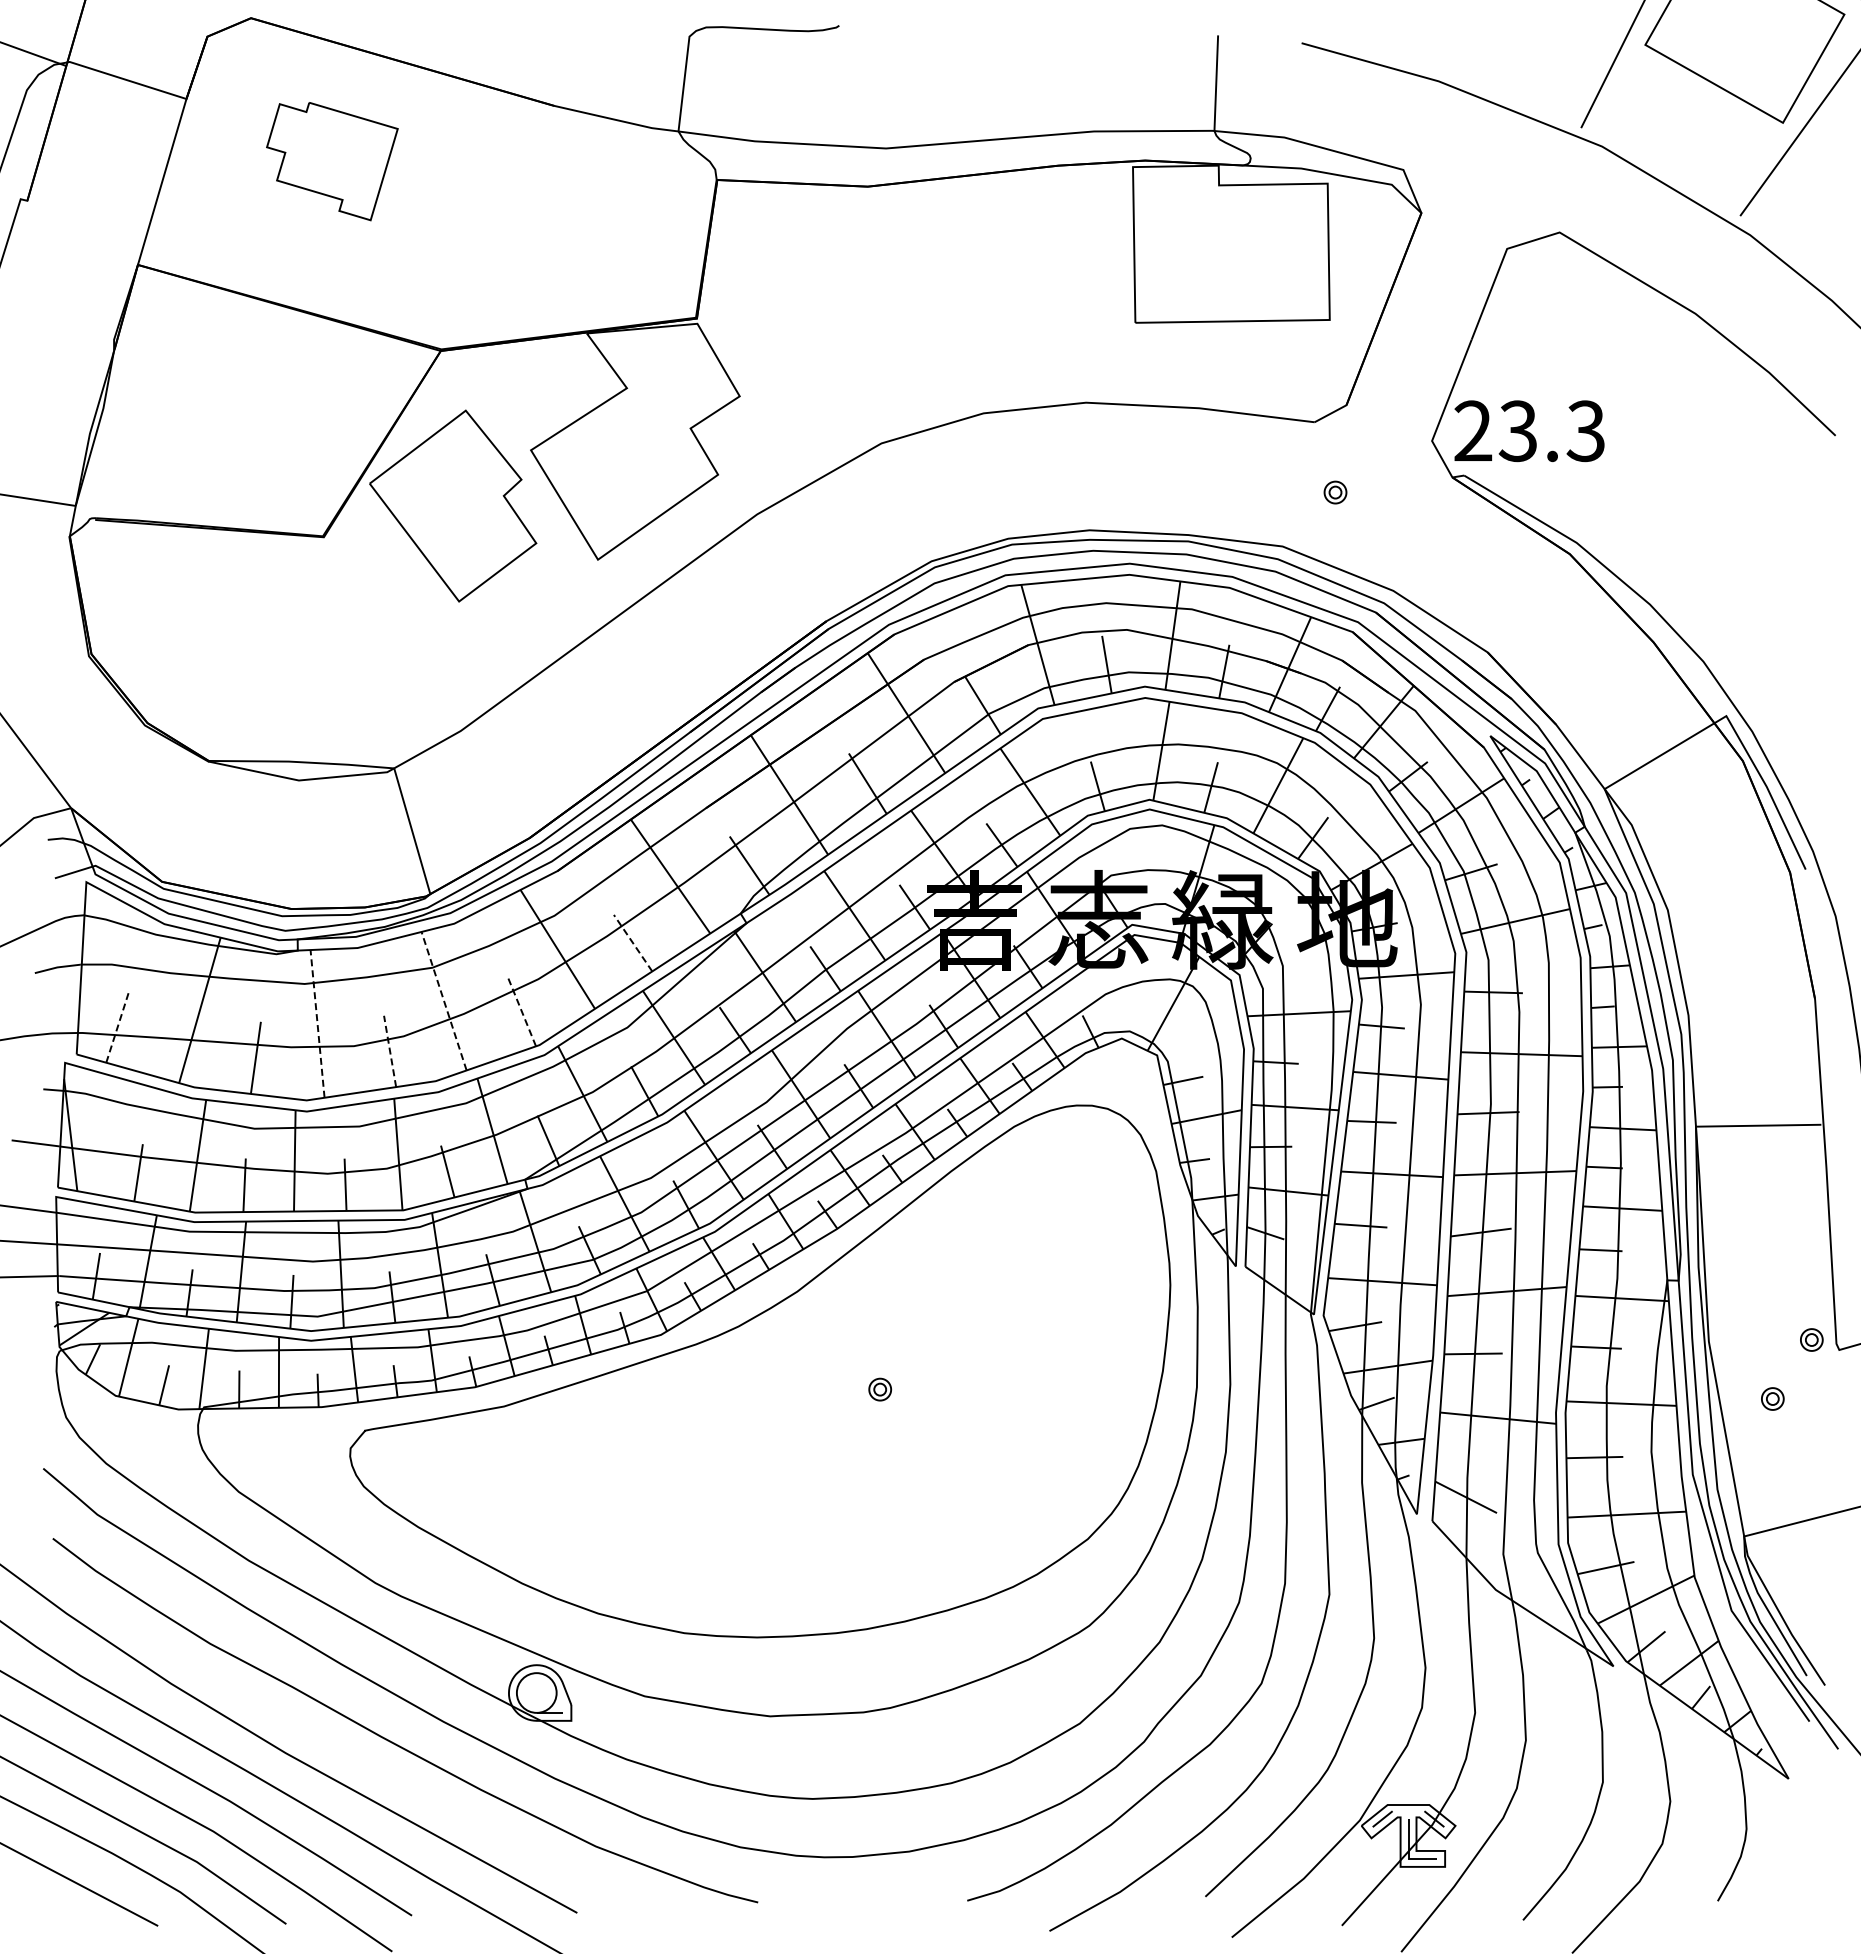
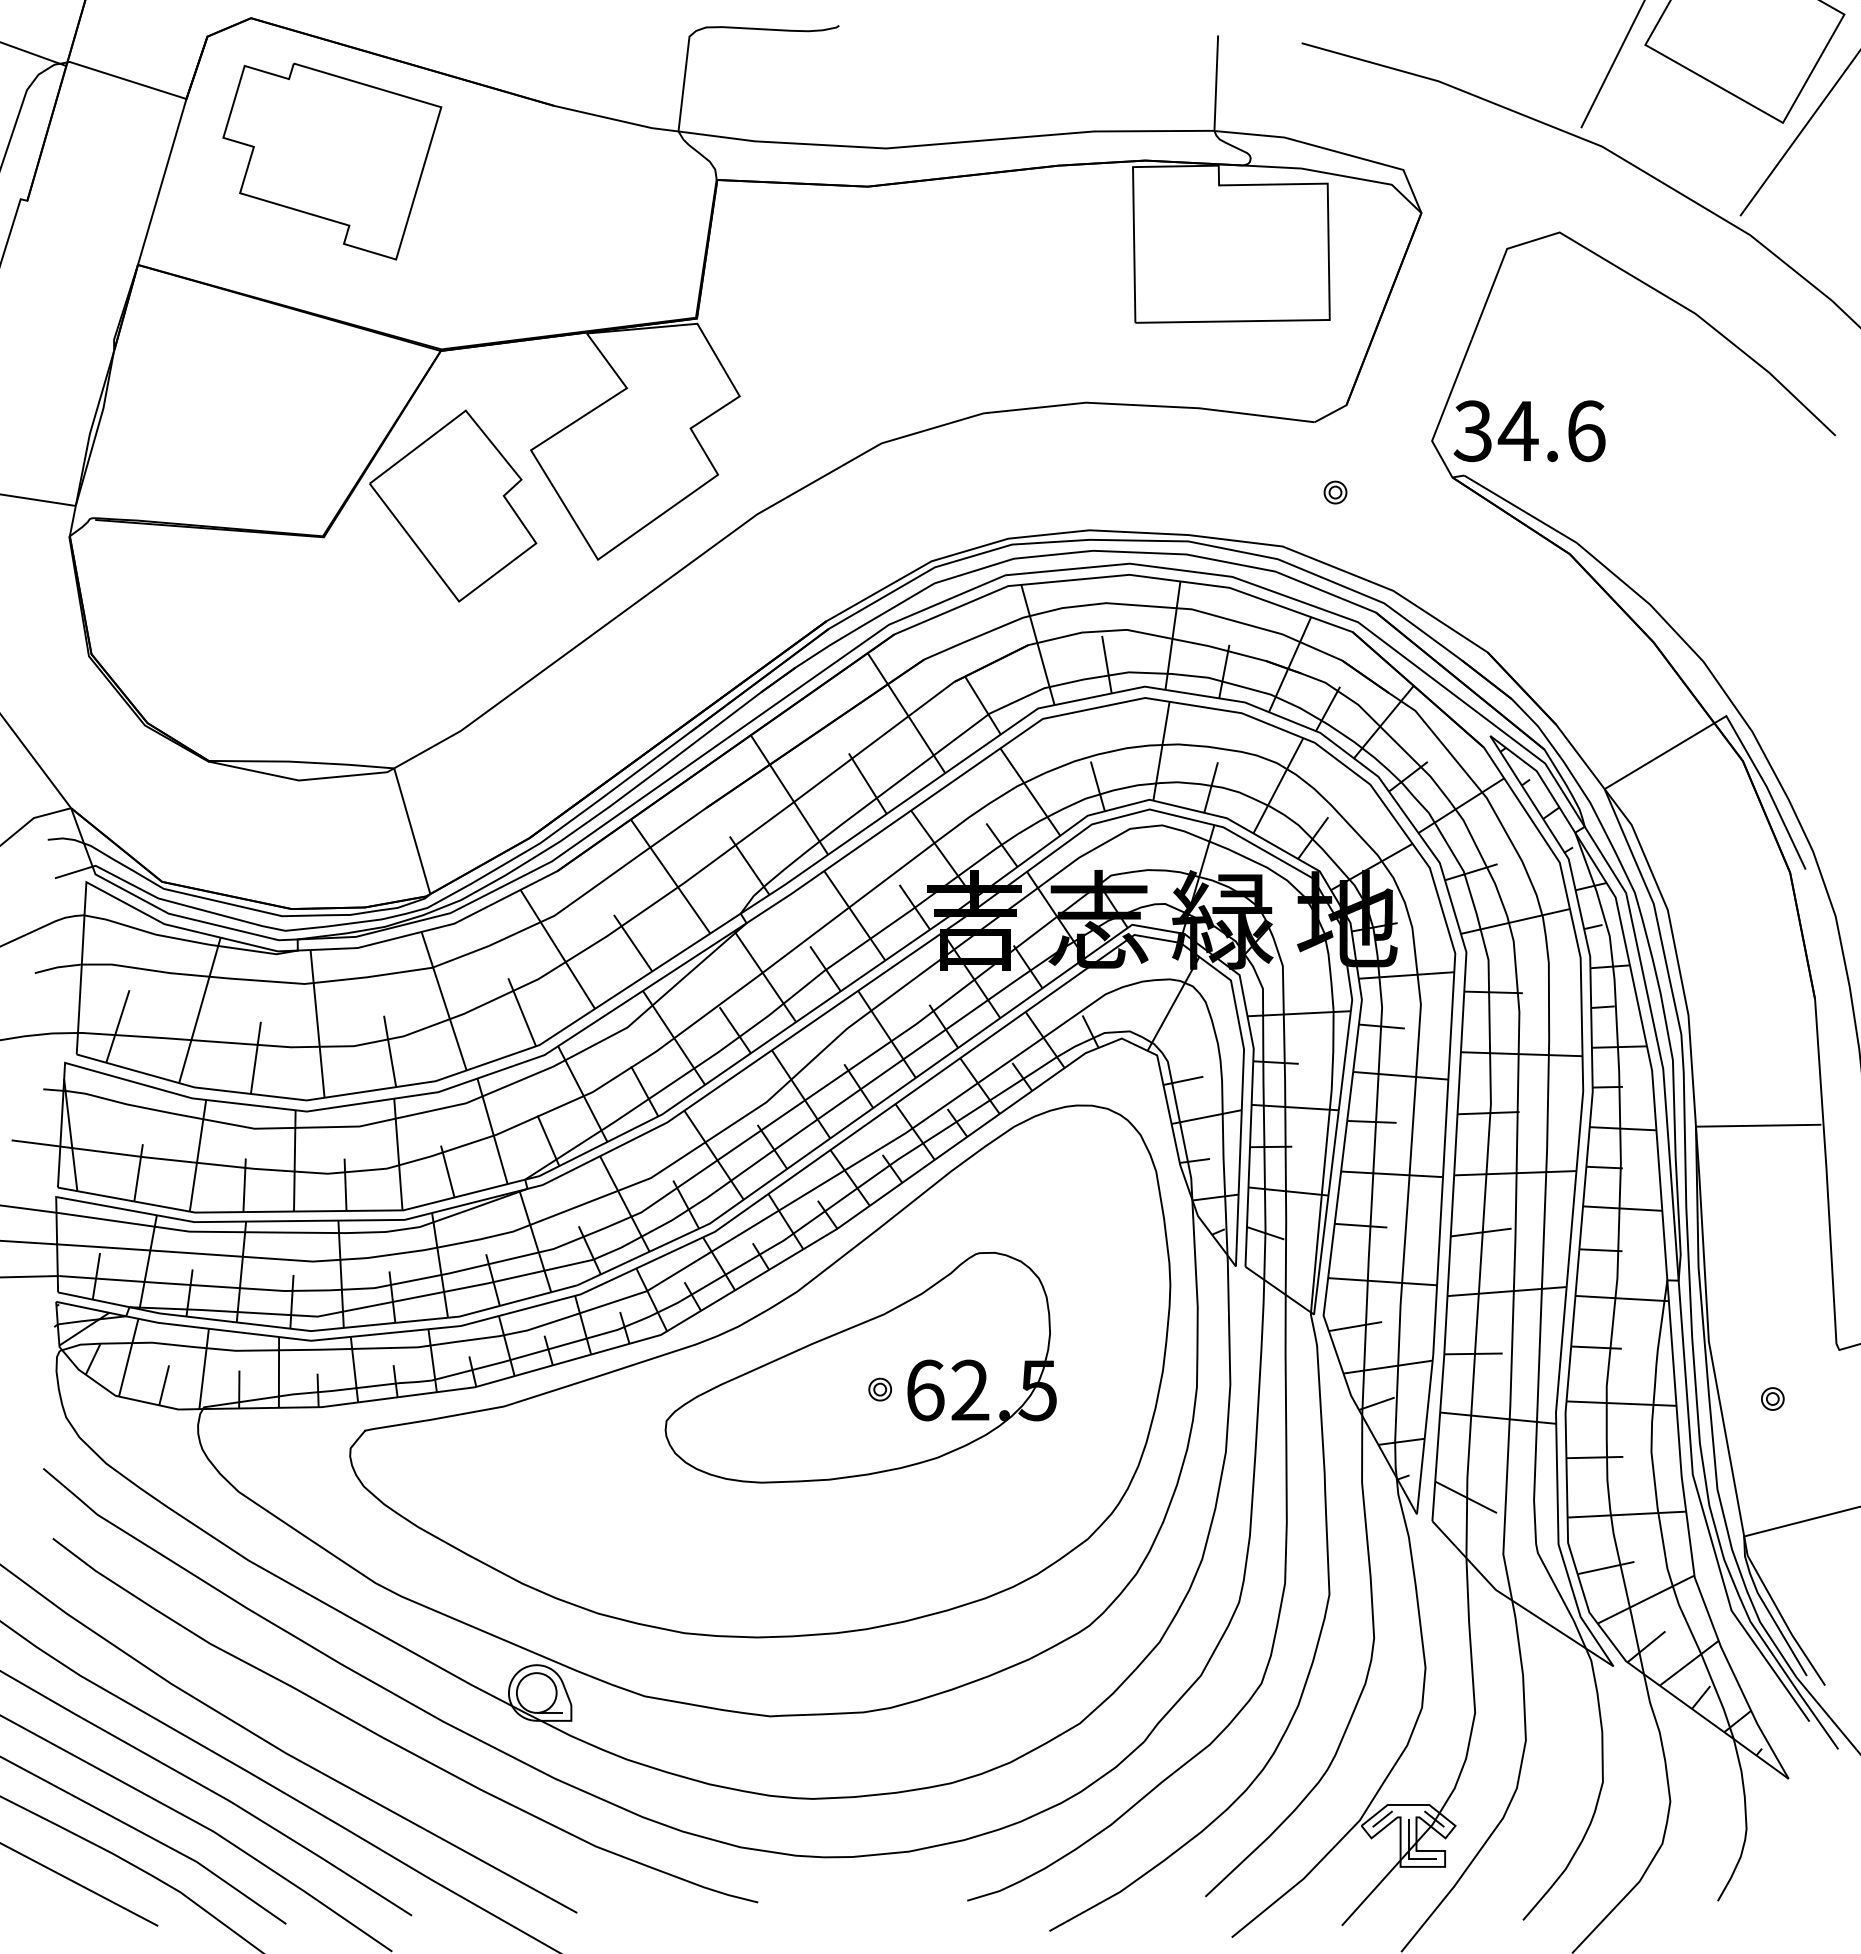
part size: 133x120 px -> 221x199 px (332, 161)
text: 23.3 -> 34.6 (1529, 431)
line: dashed -> solid (632, 942)
line: dashed -> solid (444, 1001)
line: dashed -> solid (522, 1012)
line: dashed -> solid (317, 1023)
line: dashed -> solid (118, 1025)
line: dashed -> solid (390, 1050)
part: present -> none (1811, 1339)
part: none -> present (860, 1367)
